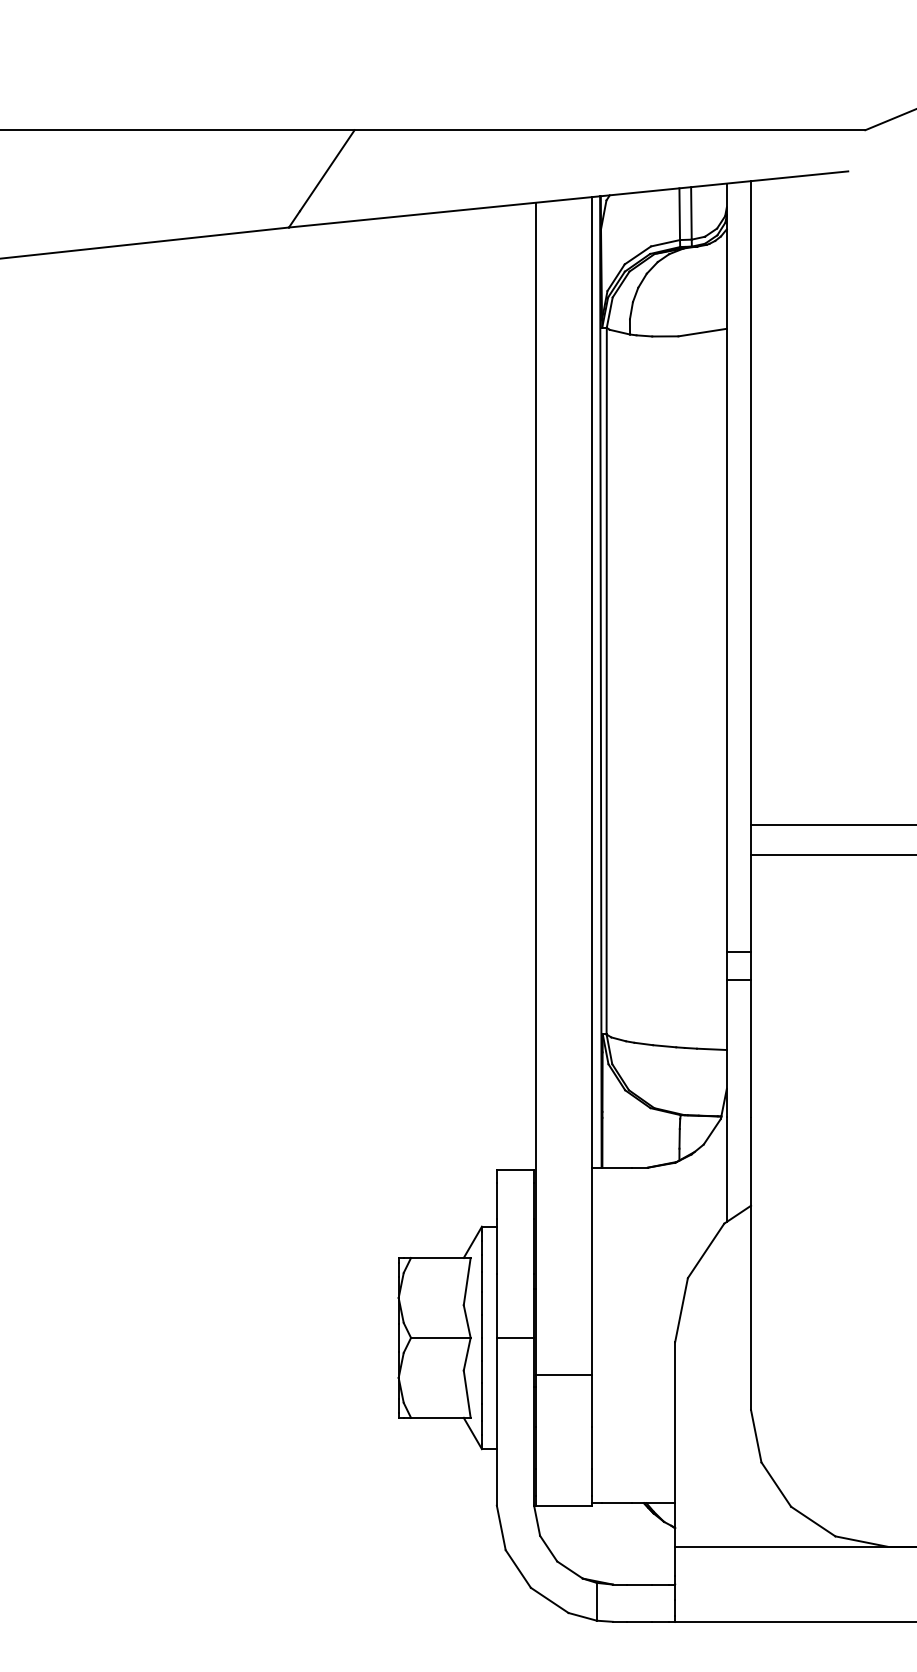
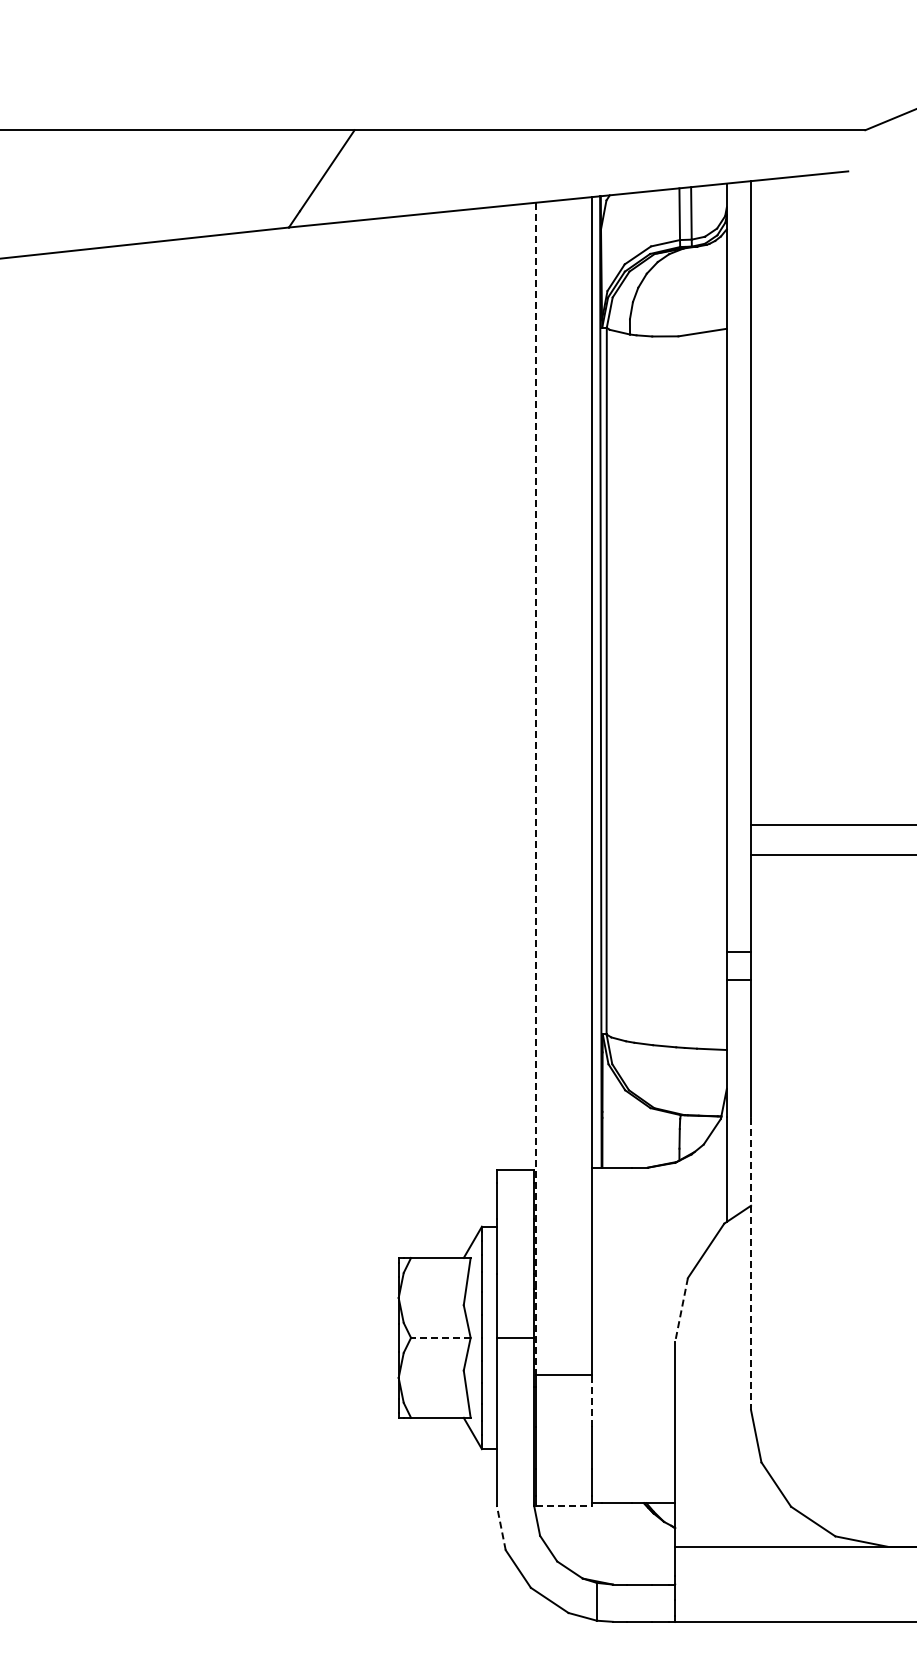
line: solid -> dashed (536, 789)
line: solid -> dashed (751, 1264)
line: solid -> dashed (681, 1310)
line: solid -> dashed (440, 1337)
line: solid -> dashed (592, 1401)
line: solid -> dashed (564, 1505)
line: solid -> dashed (501, 1527)
